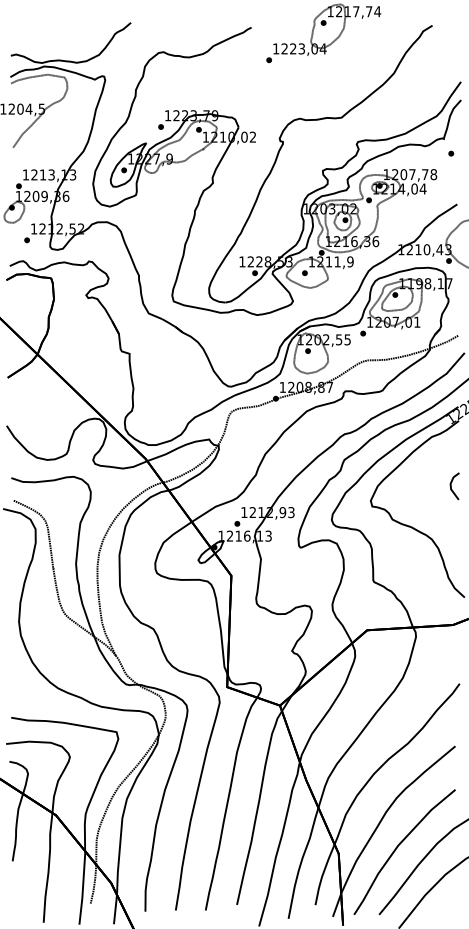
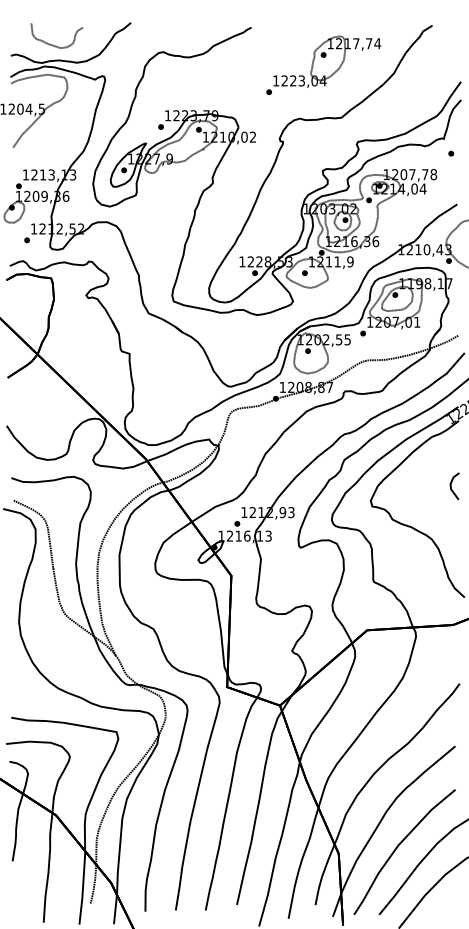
part position: (323, 33) -> (323, 65) (323, 65)
part: none -> present (53, 44)
